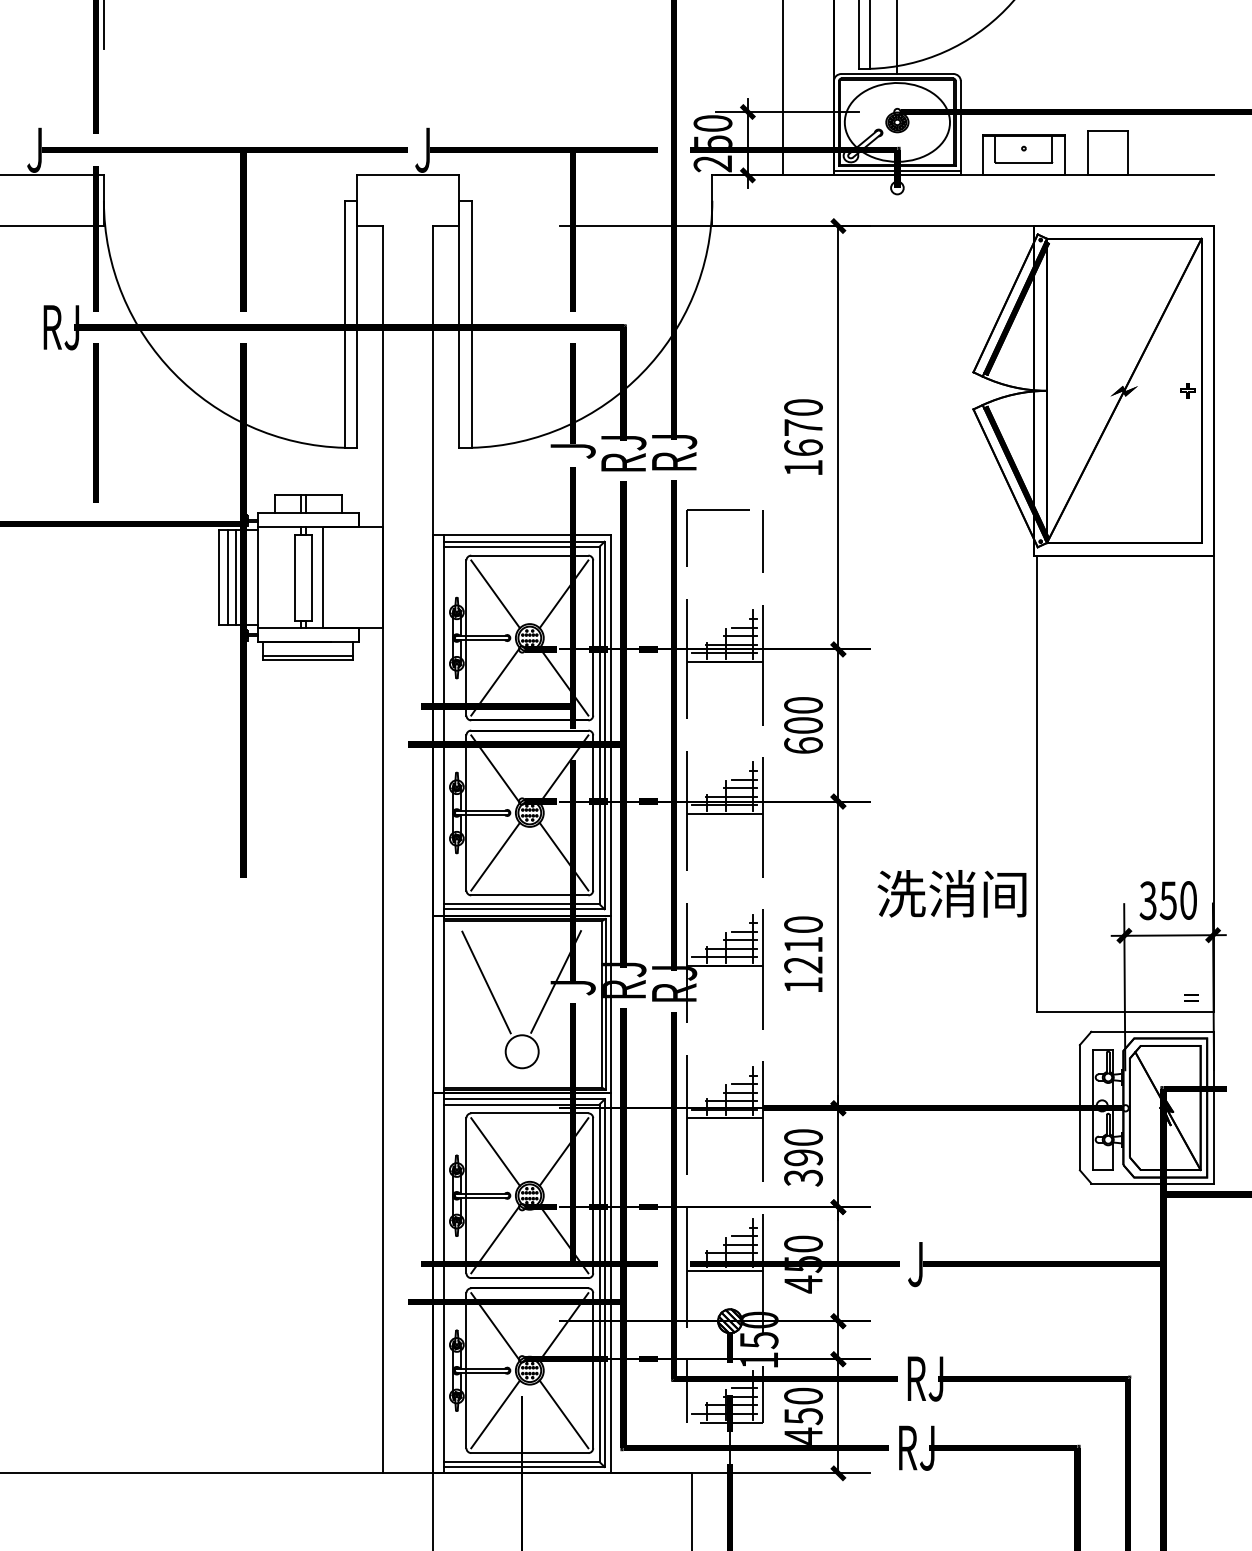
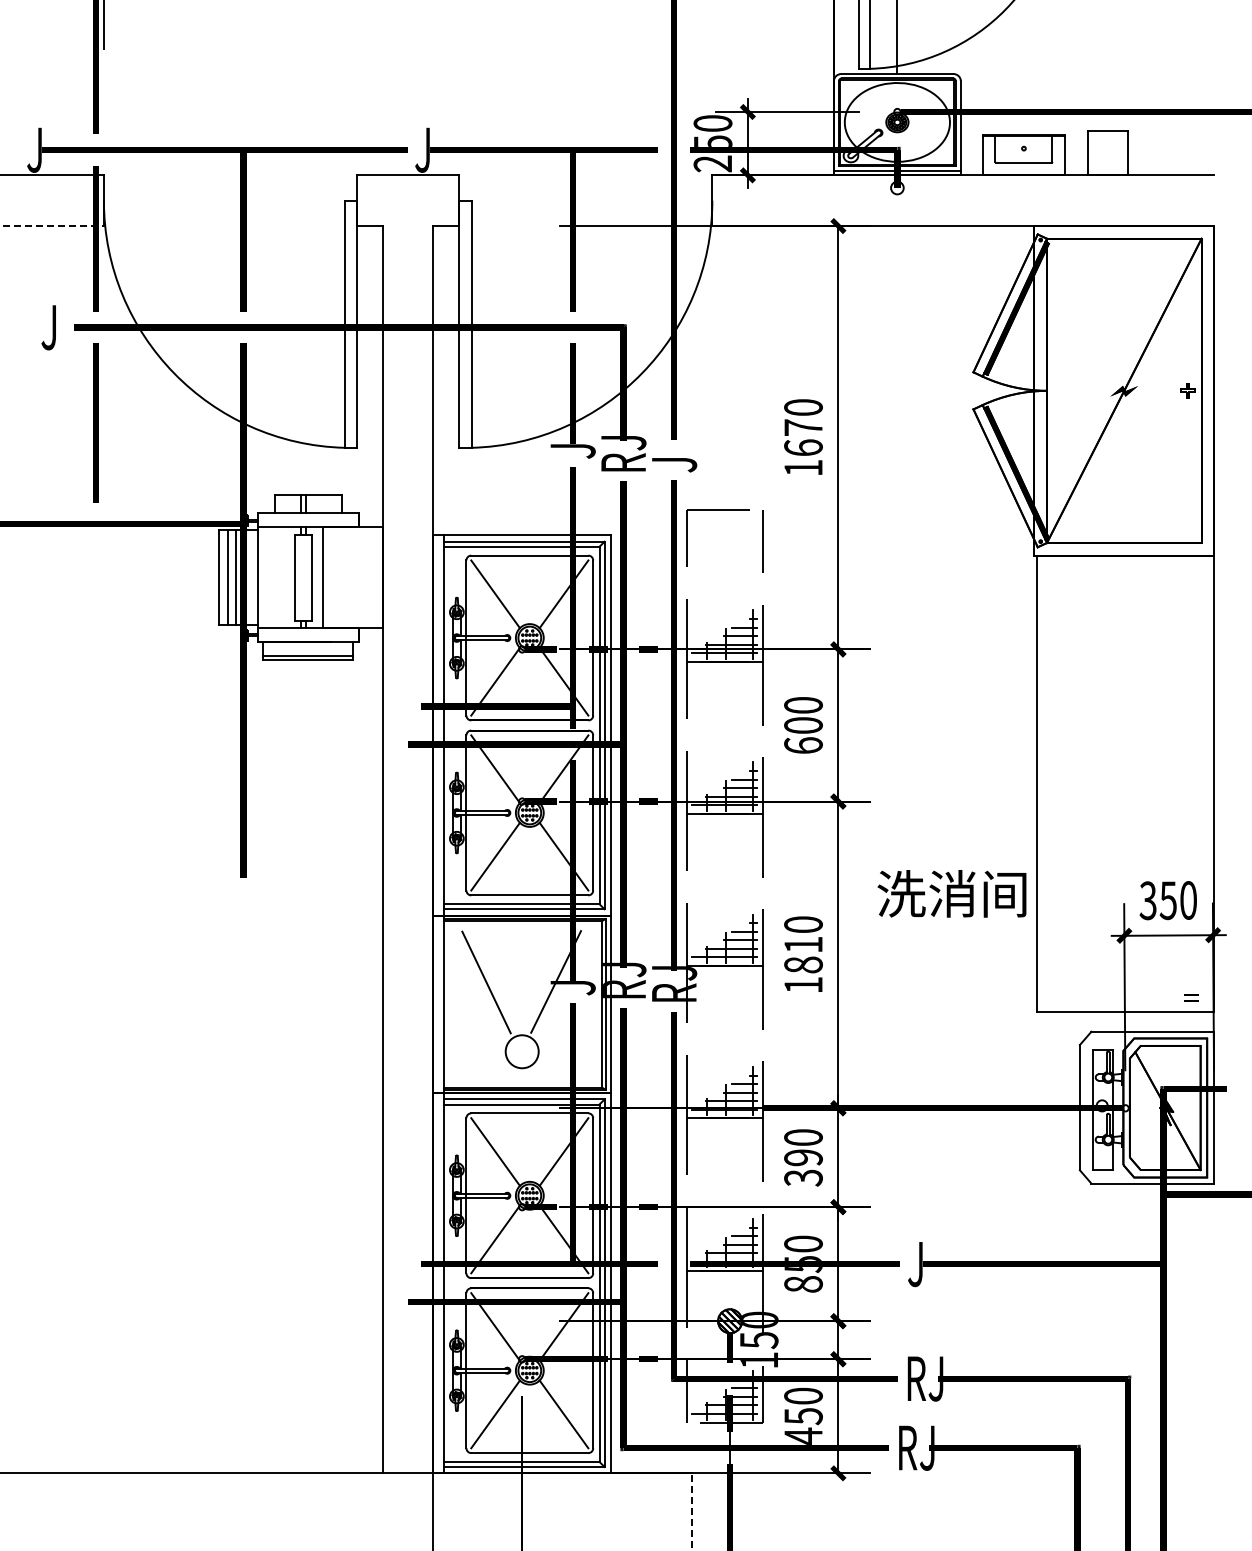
line: present -> none (783, 88)
line: solid -> dashed (53, 226)
text: RJ -> J (60, 327)
text: RJ -> J (674, 453)
text: 1210 -> 1810 (803, 964)
text: 450 -> 850 (803, 1284)
line: solid -> dashed (692, 1512)
